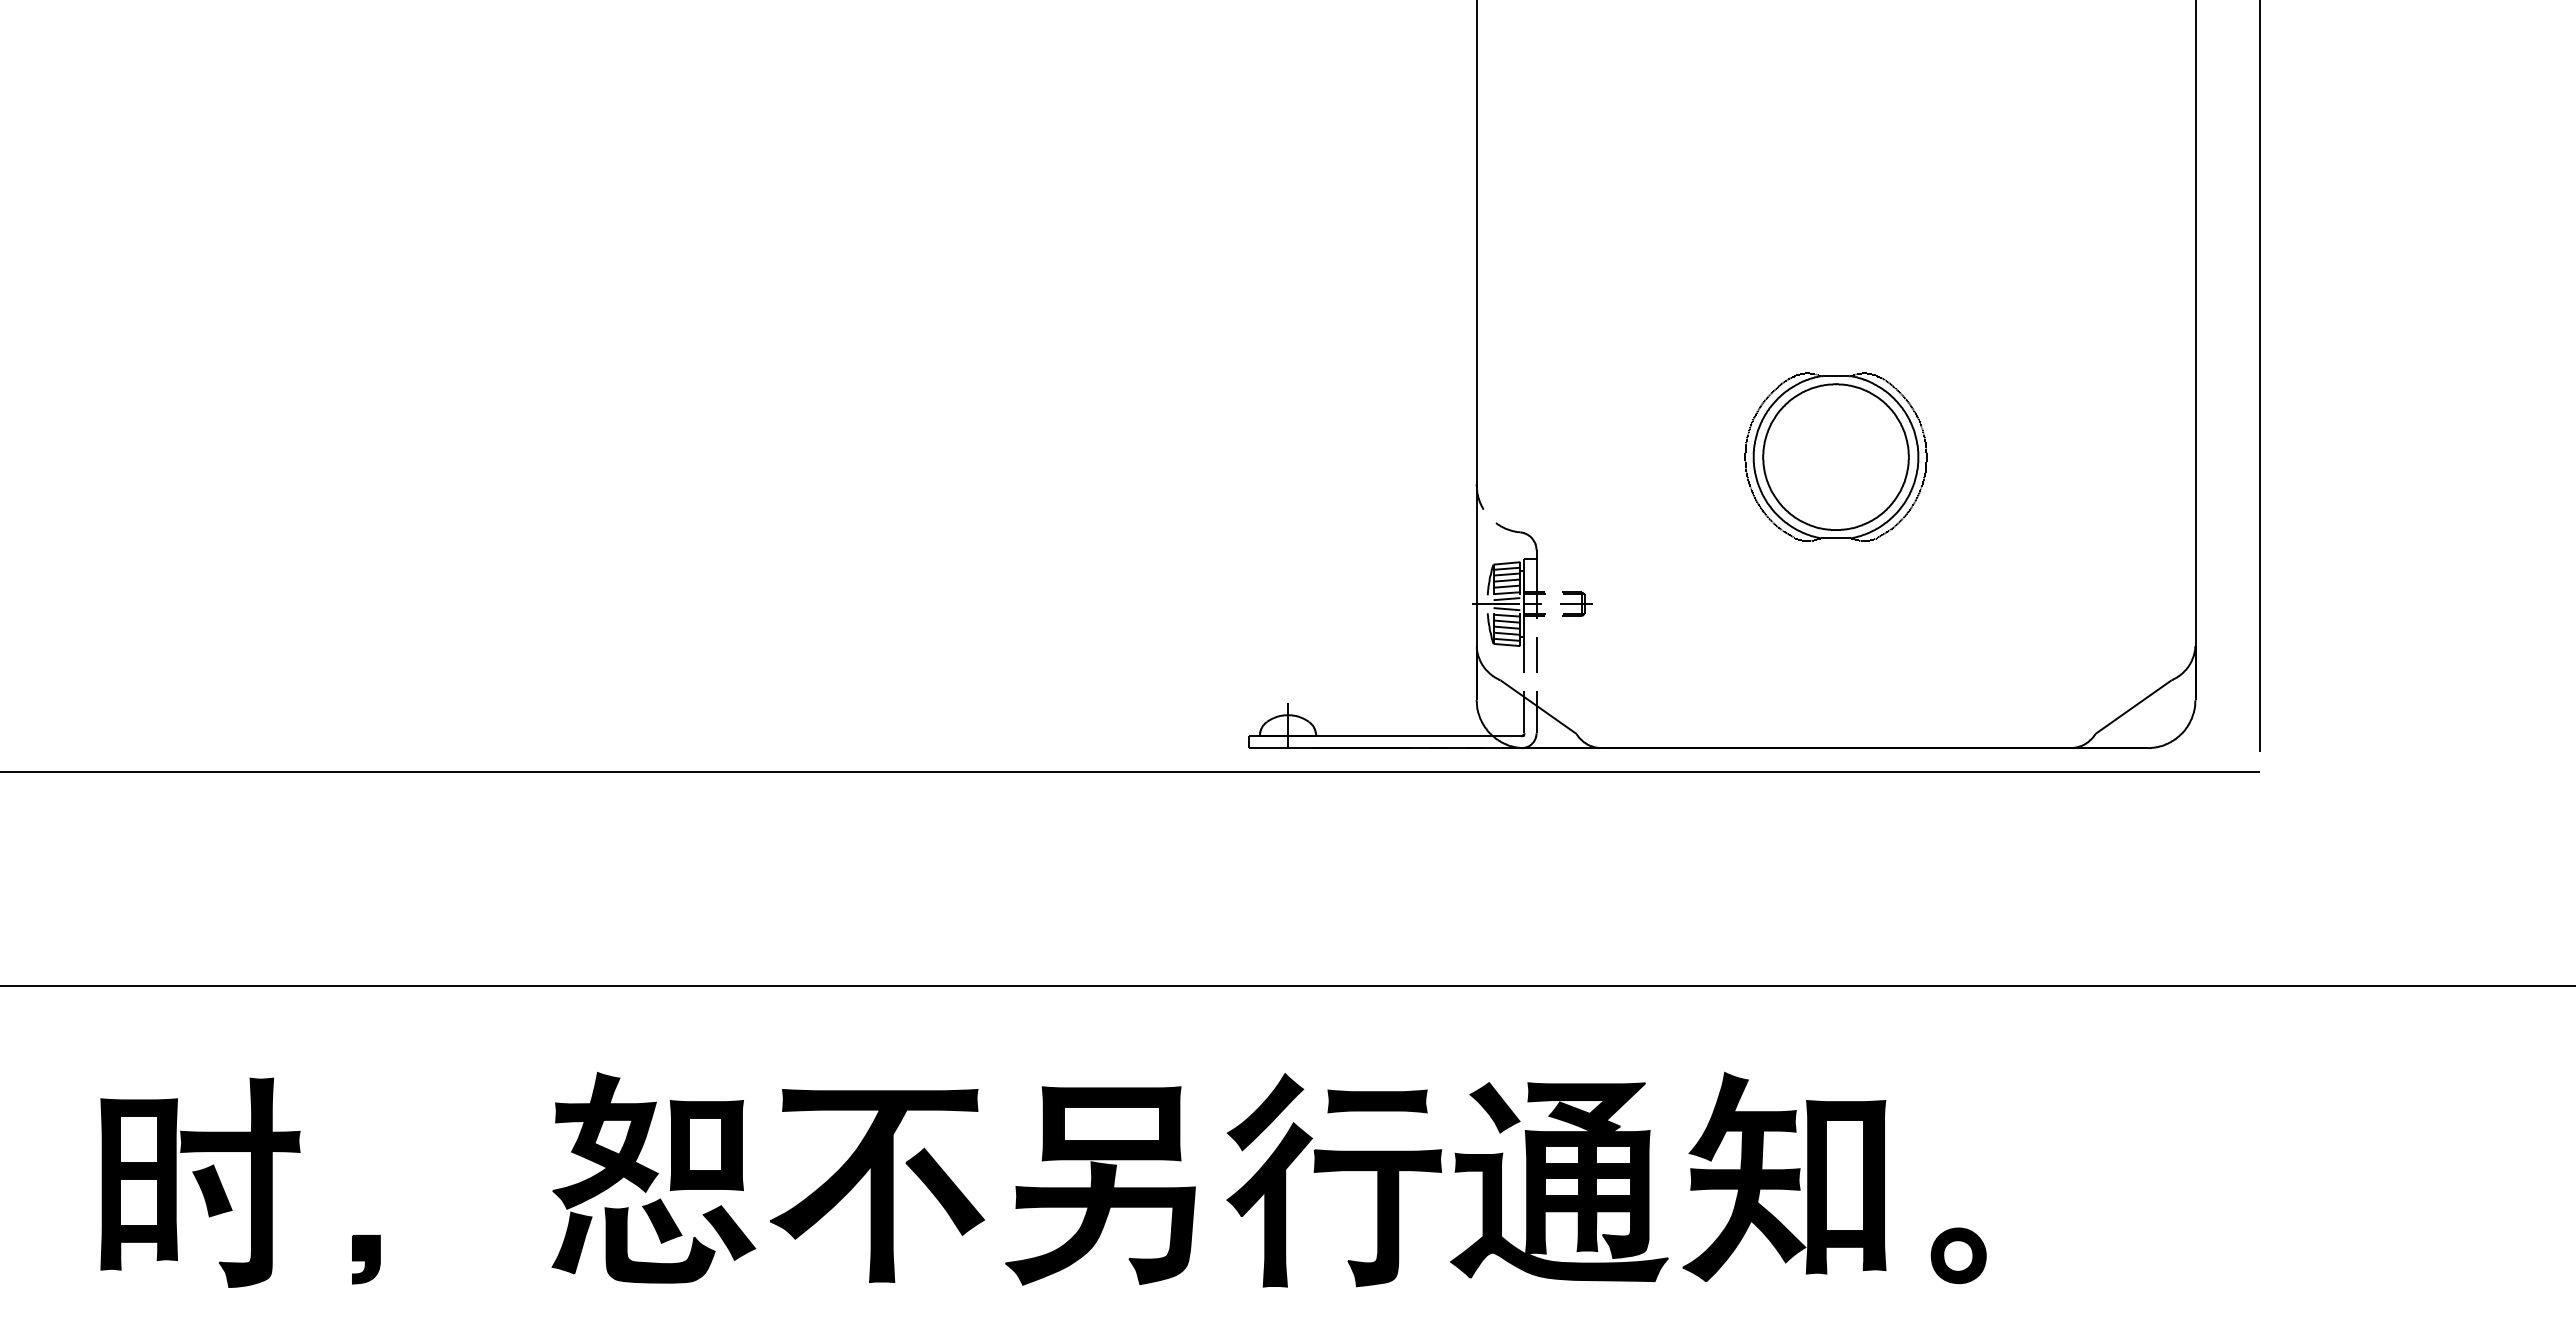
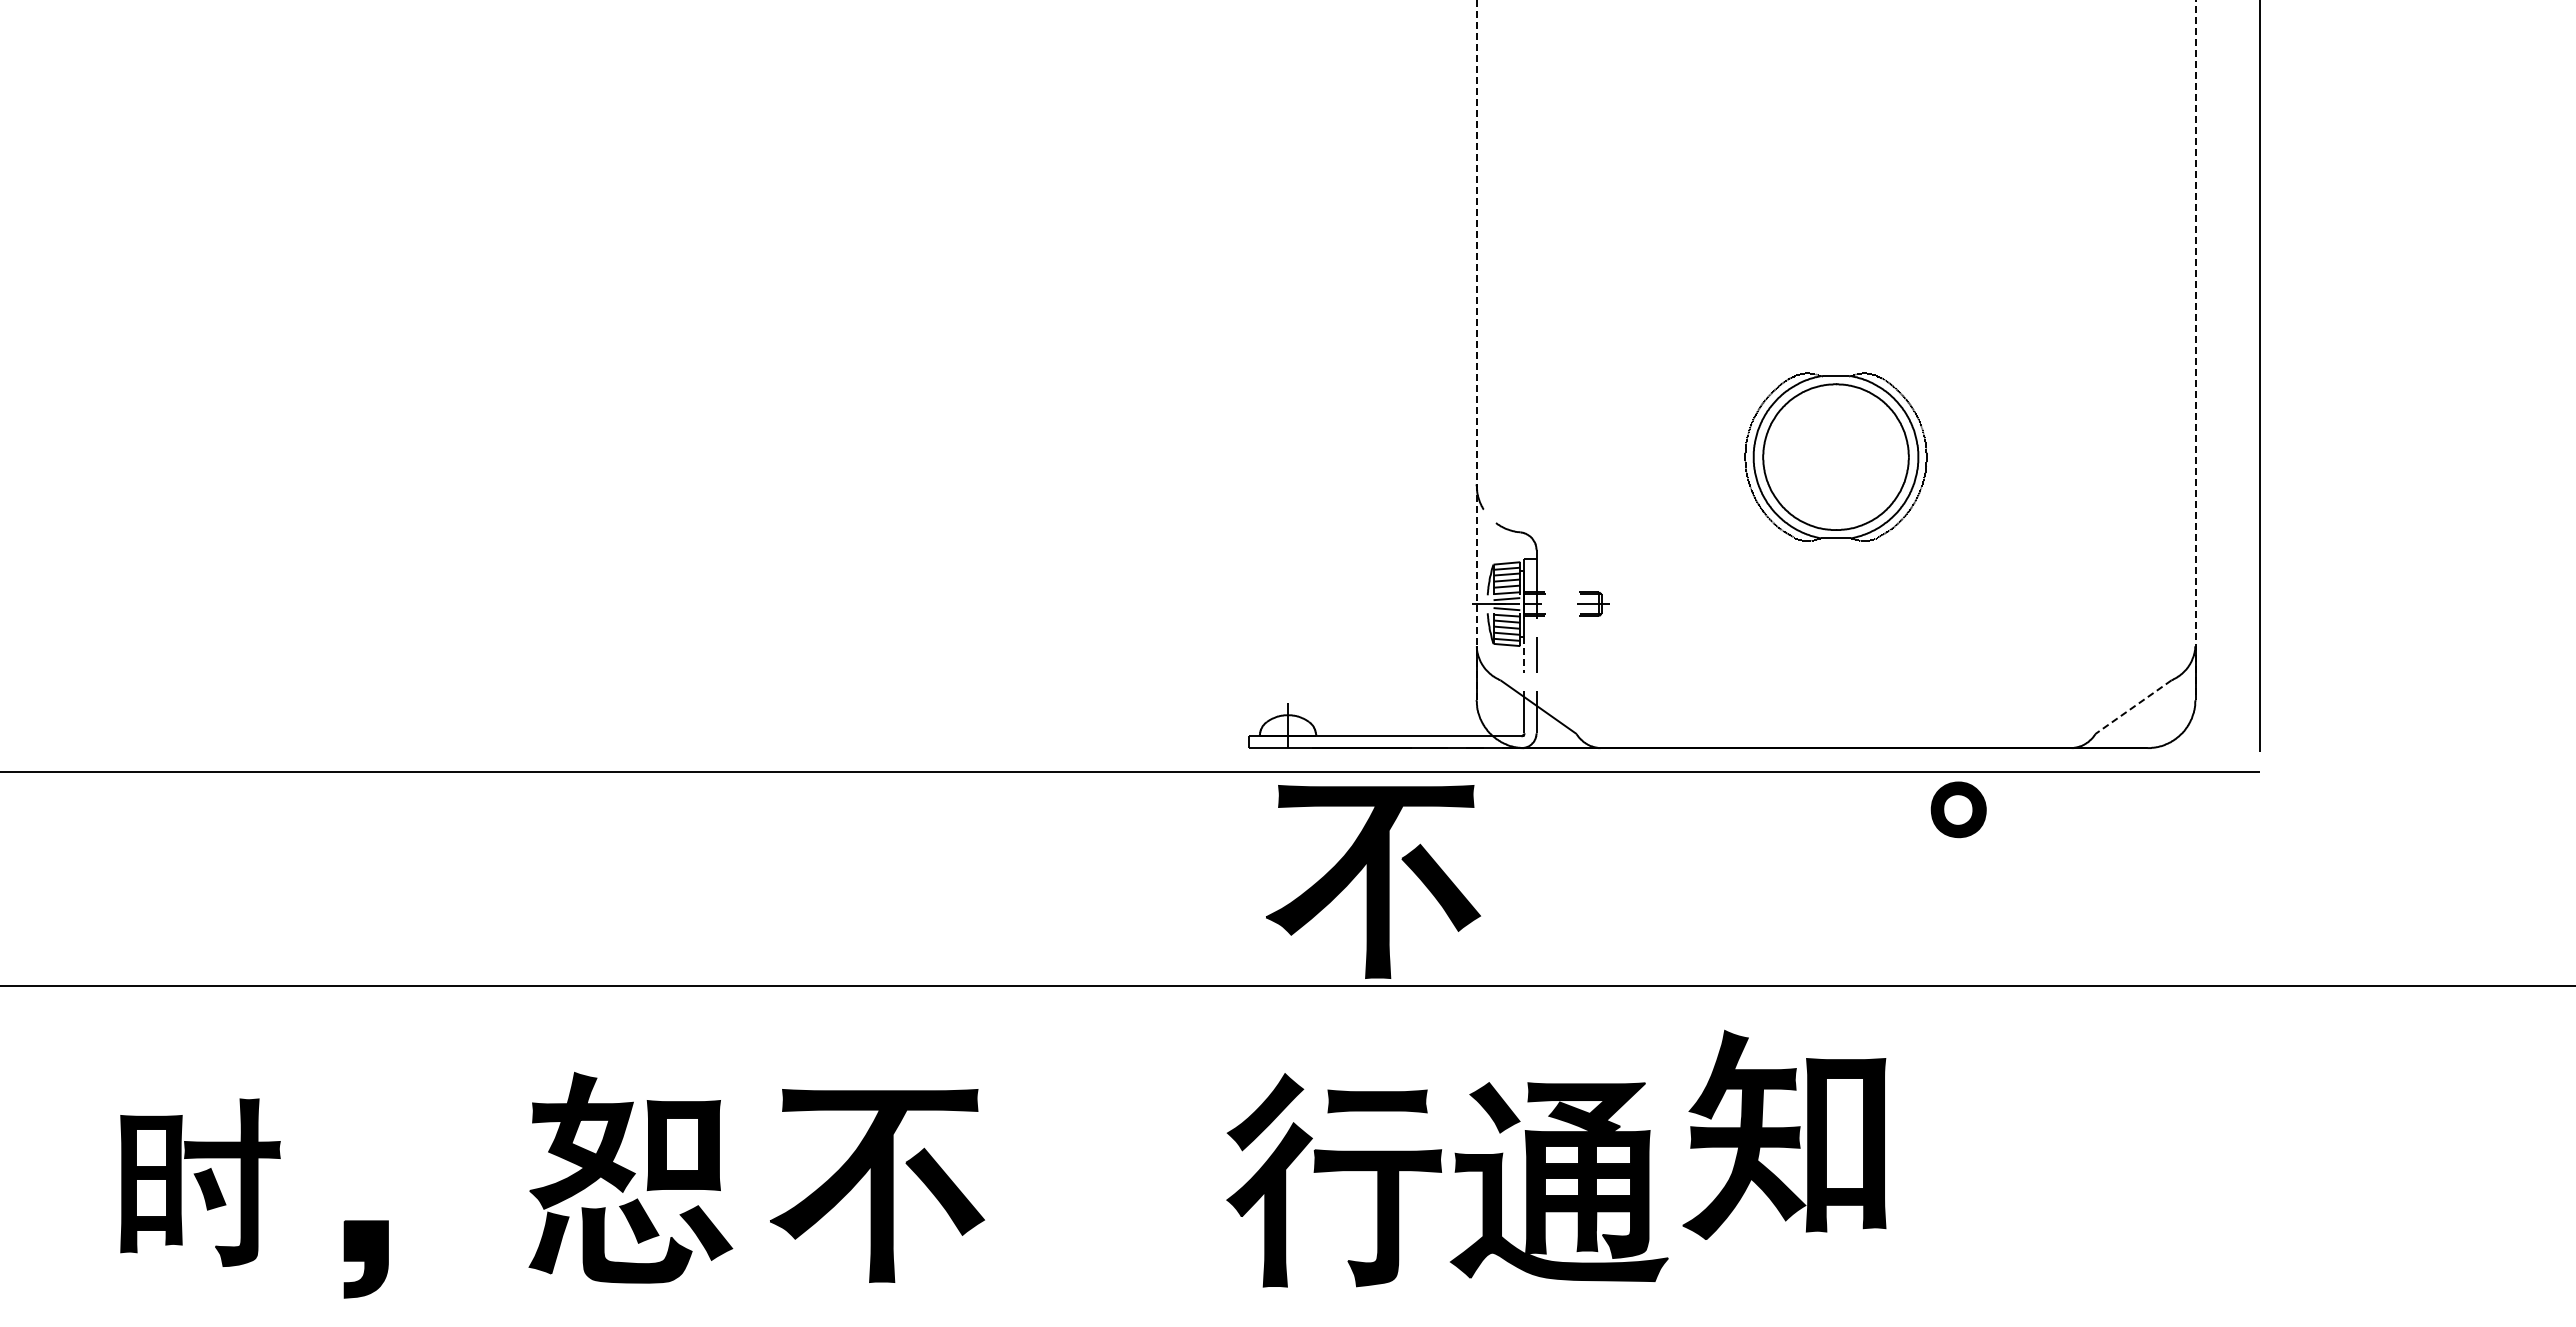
line: solid -> dashed (1476, 350)
line: solid -> dashed (2195, 350)
part position: (1576, 603) -> (1593, 603) (1593, 603)
line: solid -> dashed (1524, 655)
line: solid -> dashed (2133, 707)
part: none -> present (1373, 881)
part position: (1784, 1176) -> (1784, 1134) (1784, 1134)
part position: (653, 1177) -> (630, 1177) (630, 1177)
part size: 201x211 px -> 161x169 px (200, 1182)
part: present -> none (1100, 1185)
part position: (1958, 1255) -> (1958, 809) (1958, 809)
part size: 29x50 px -> 46x79 px (365, 1259)
